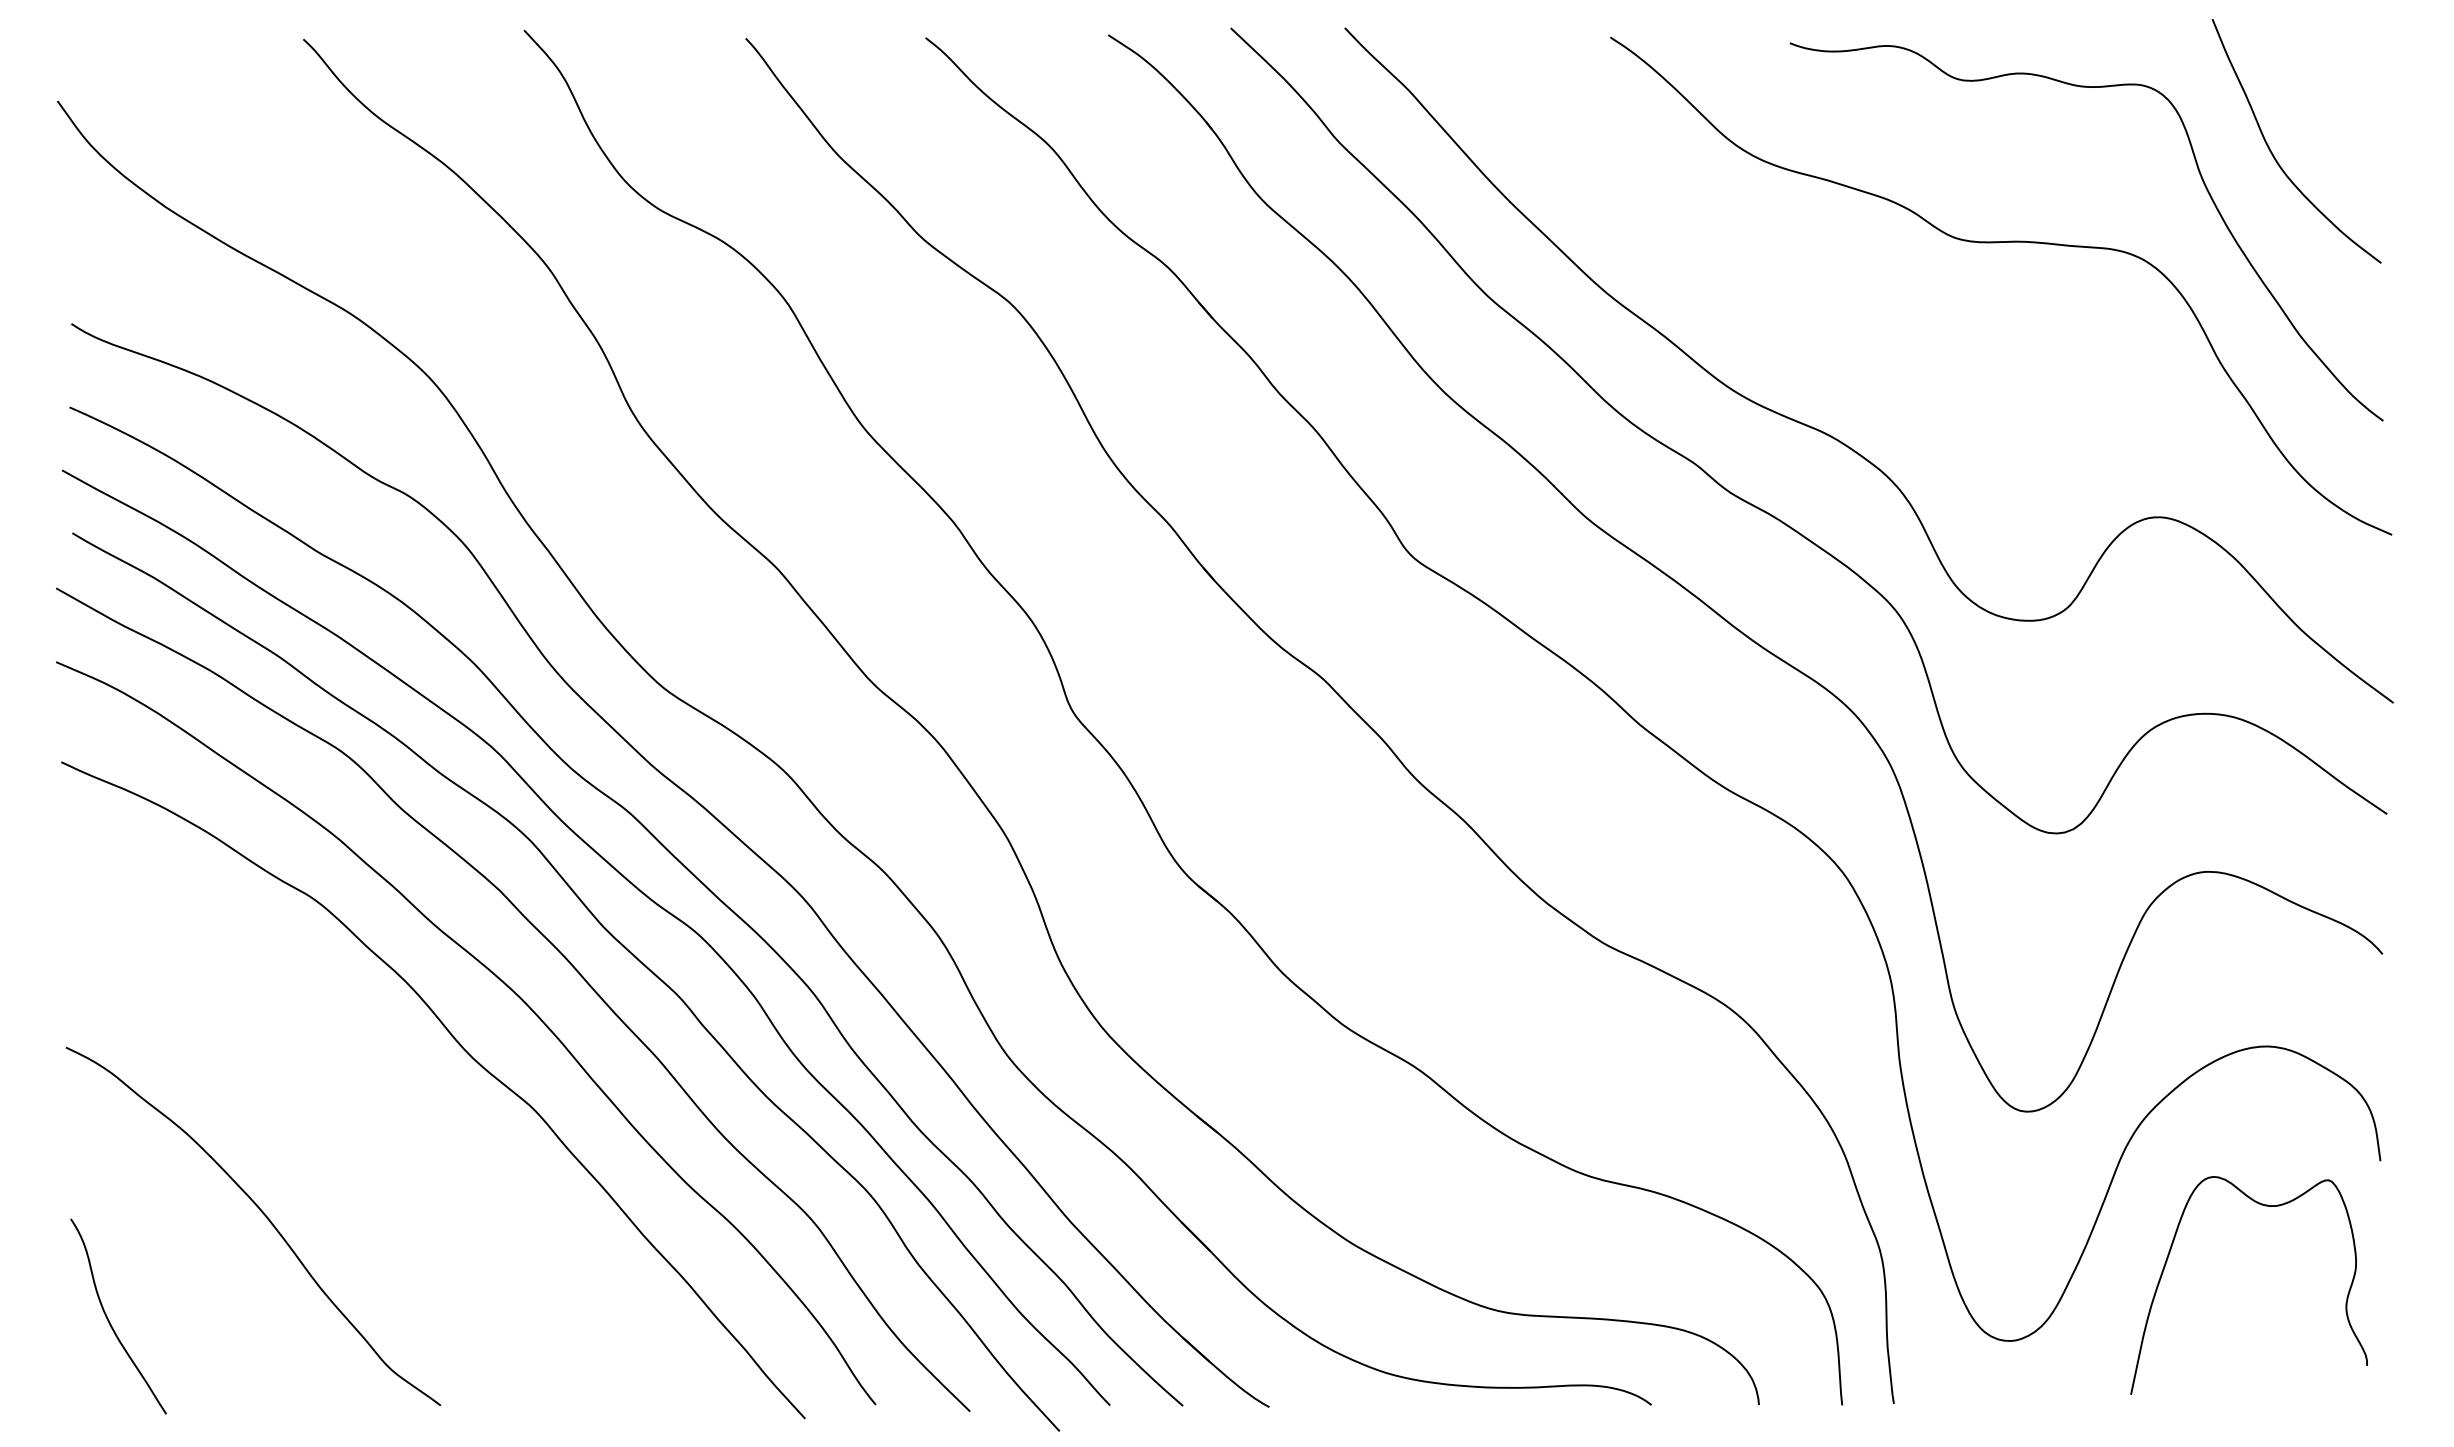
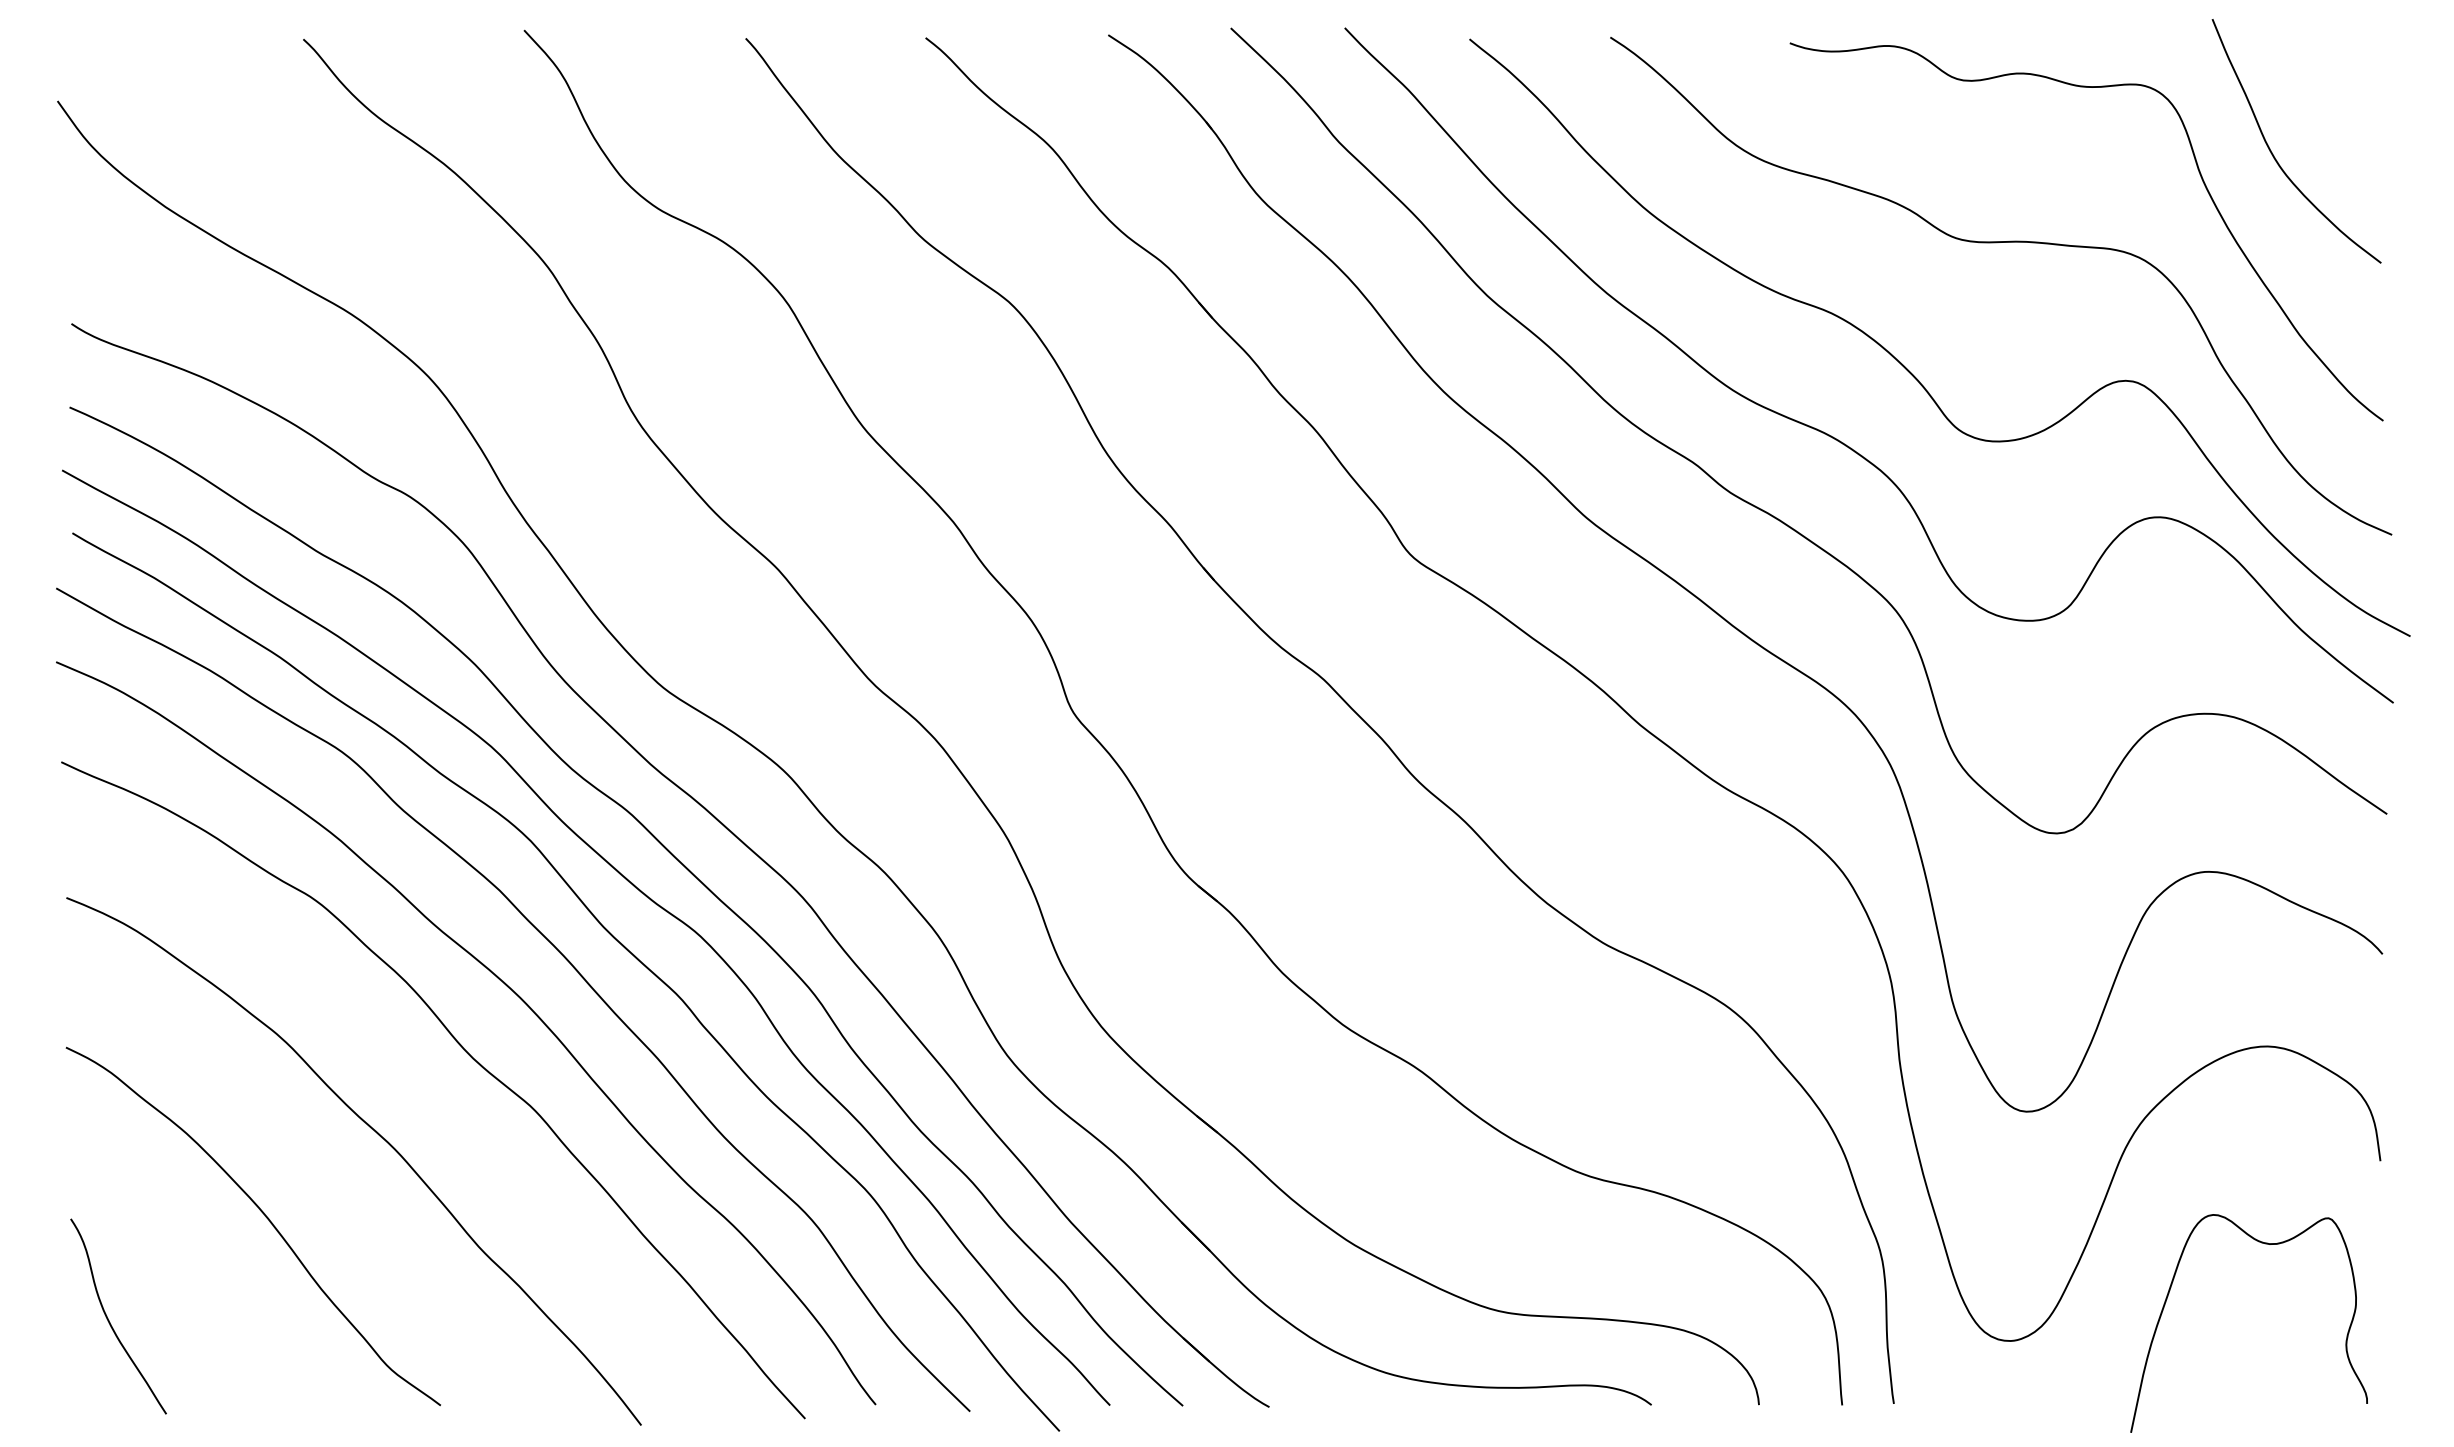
curve: none -> present (1907, 368)
curve: none -> present (378, 1135)
curve position: (2265, 1206) -> (2265, 1244) (2265, 1244)
